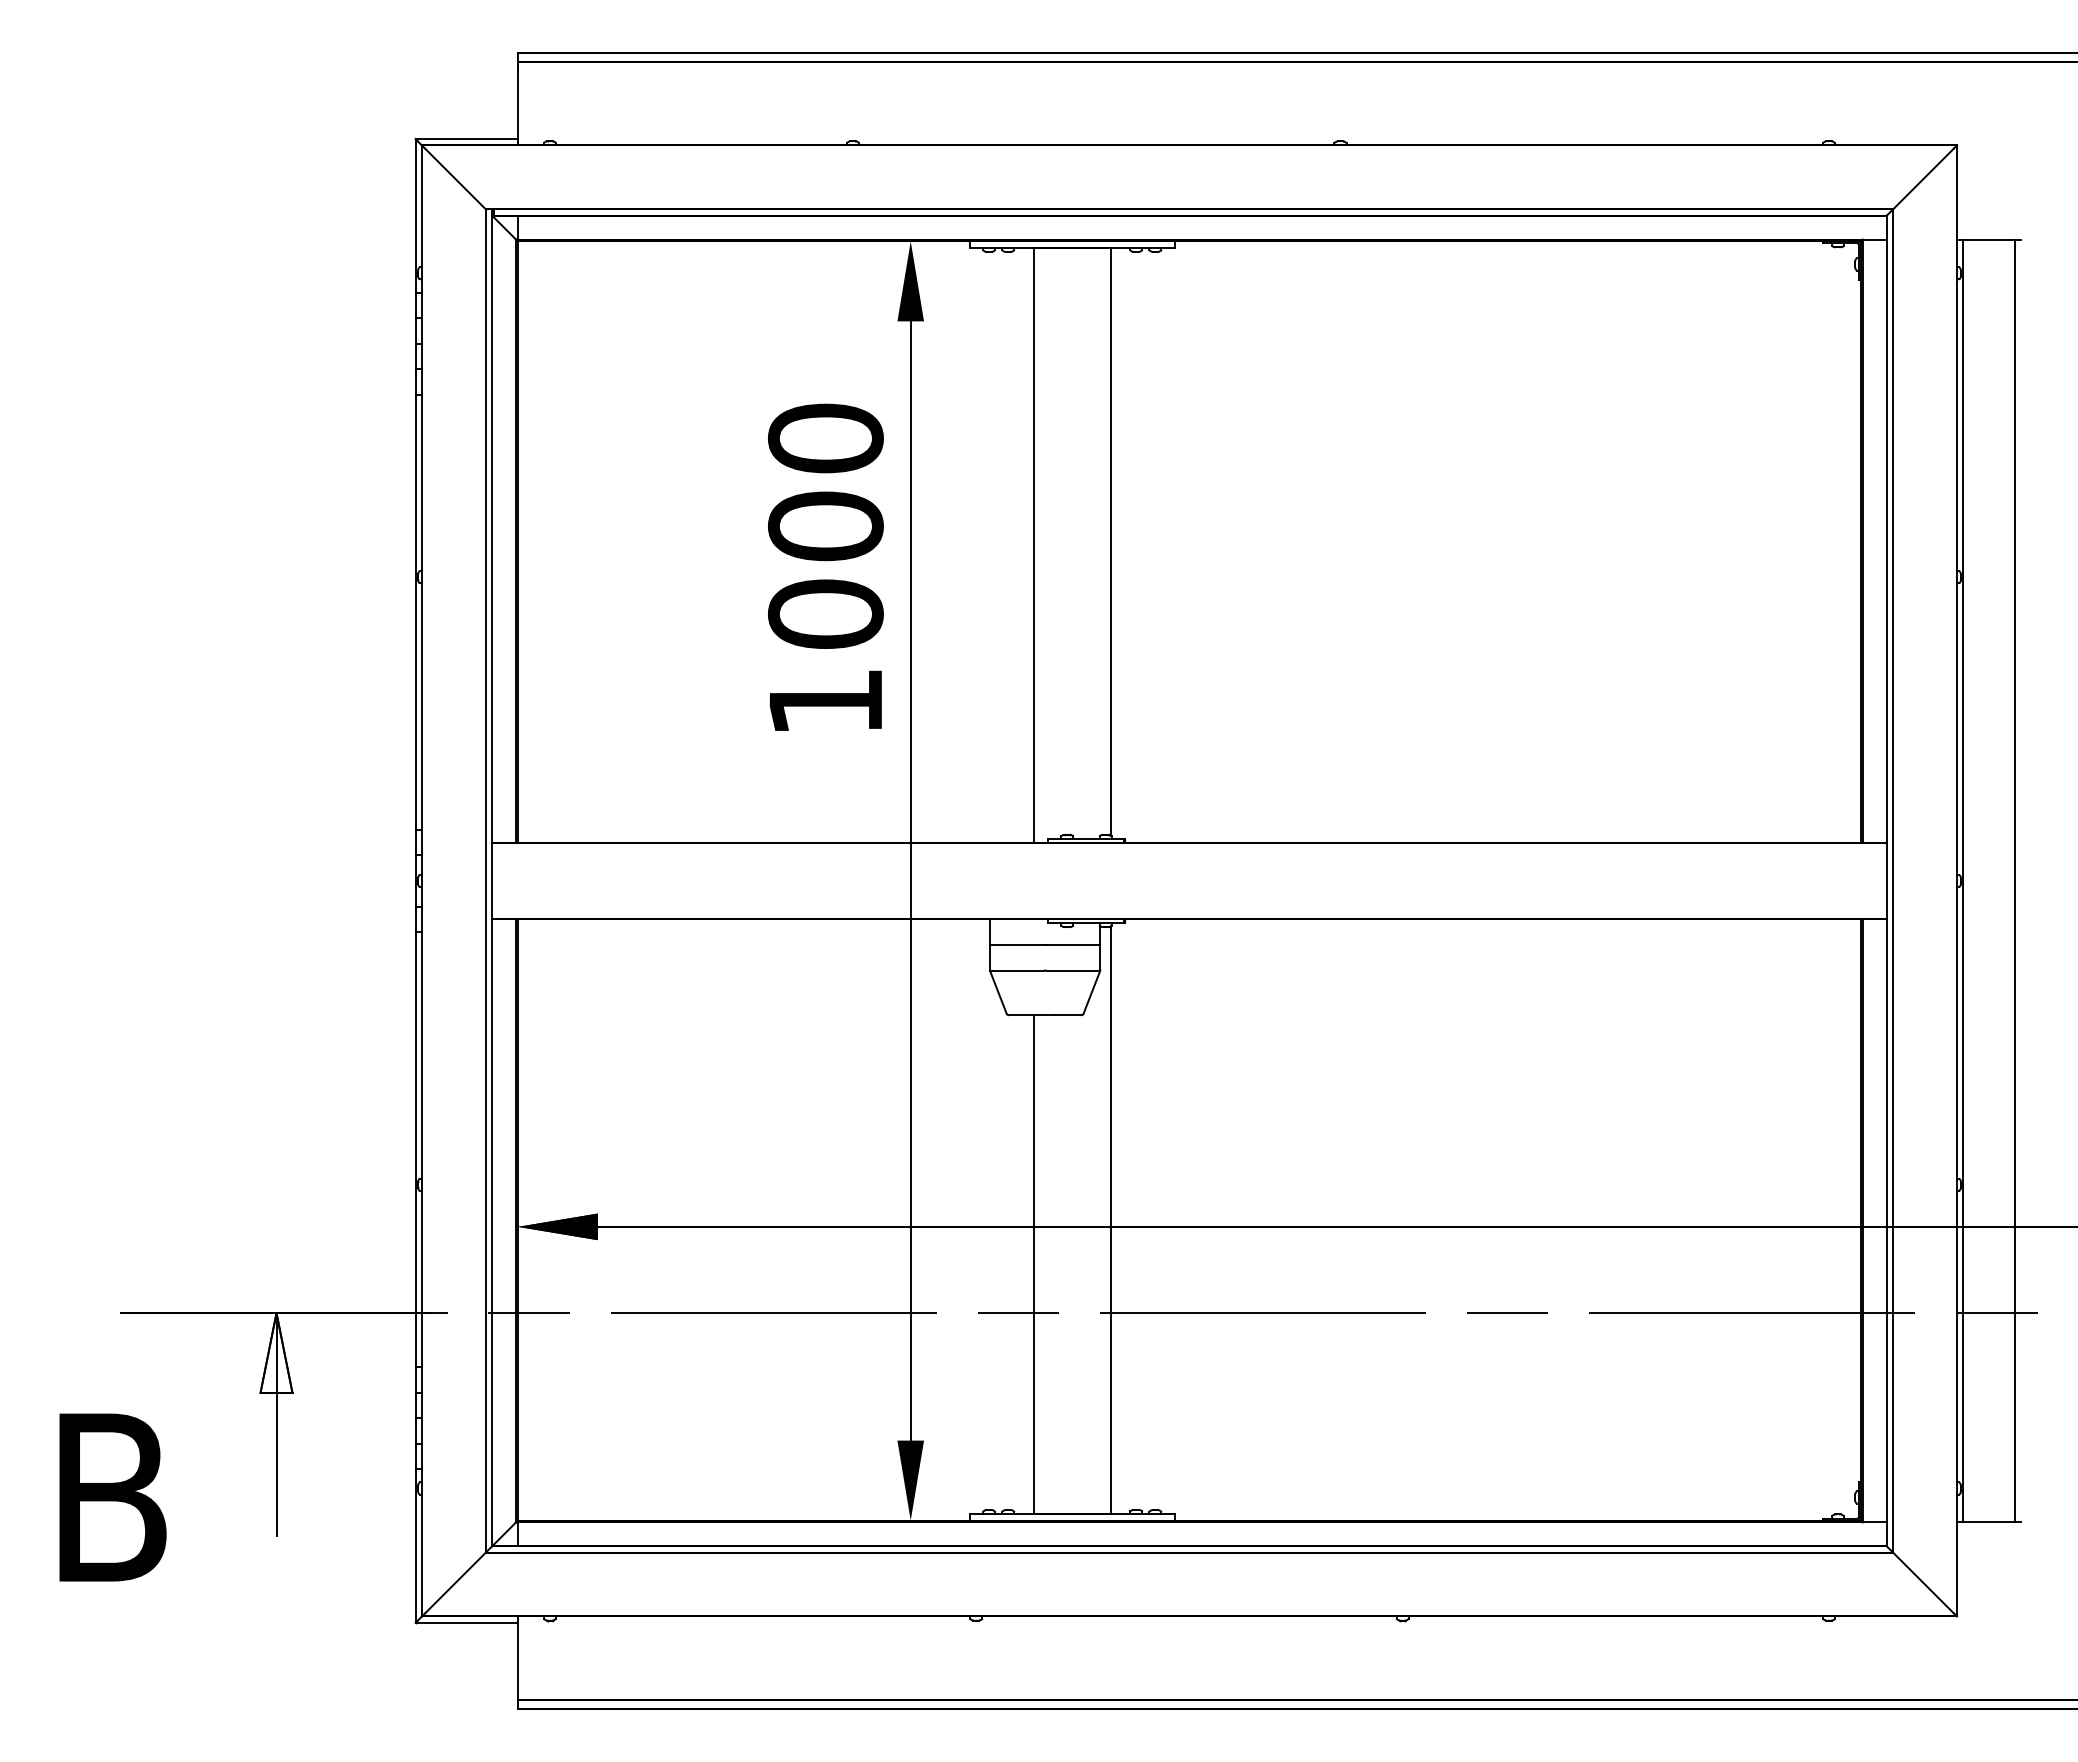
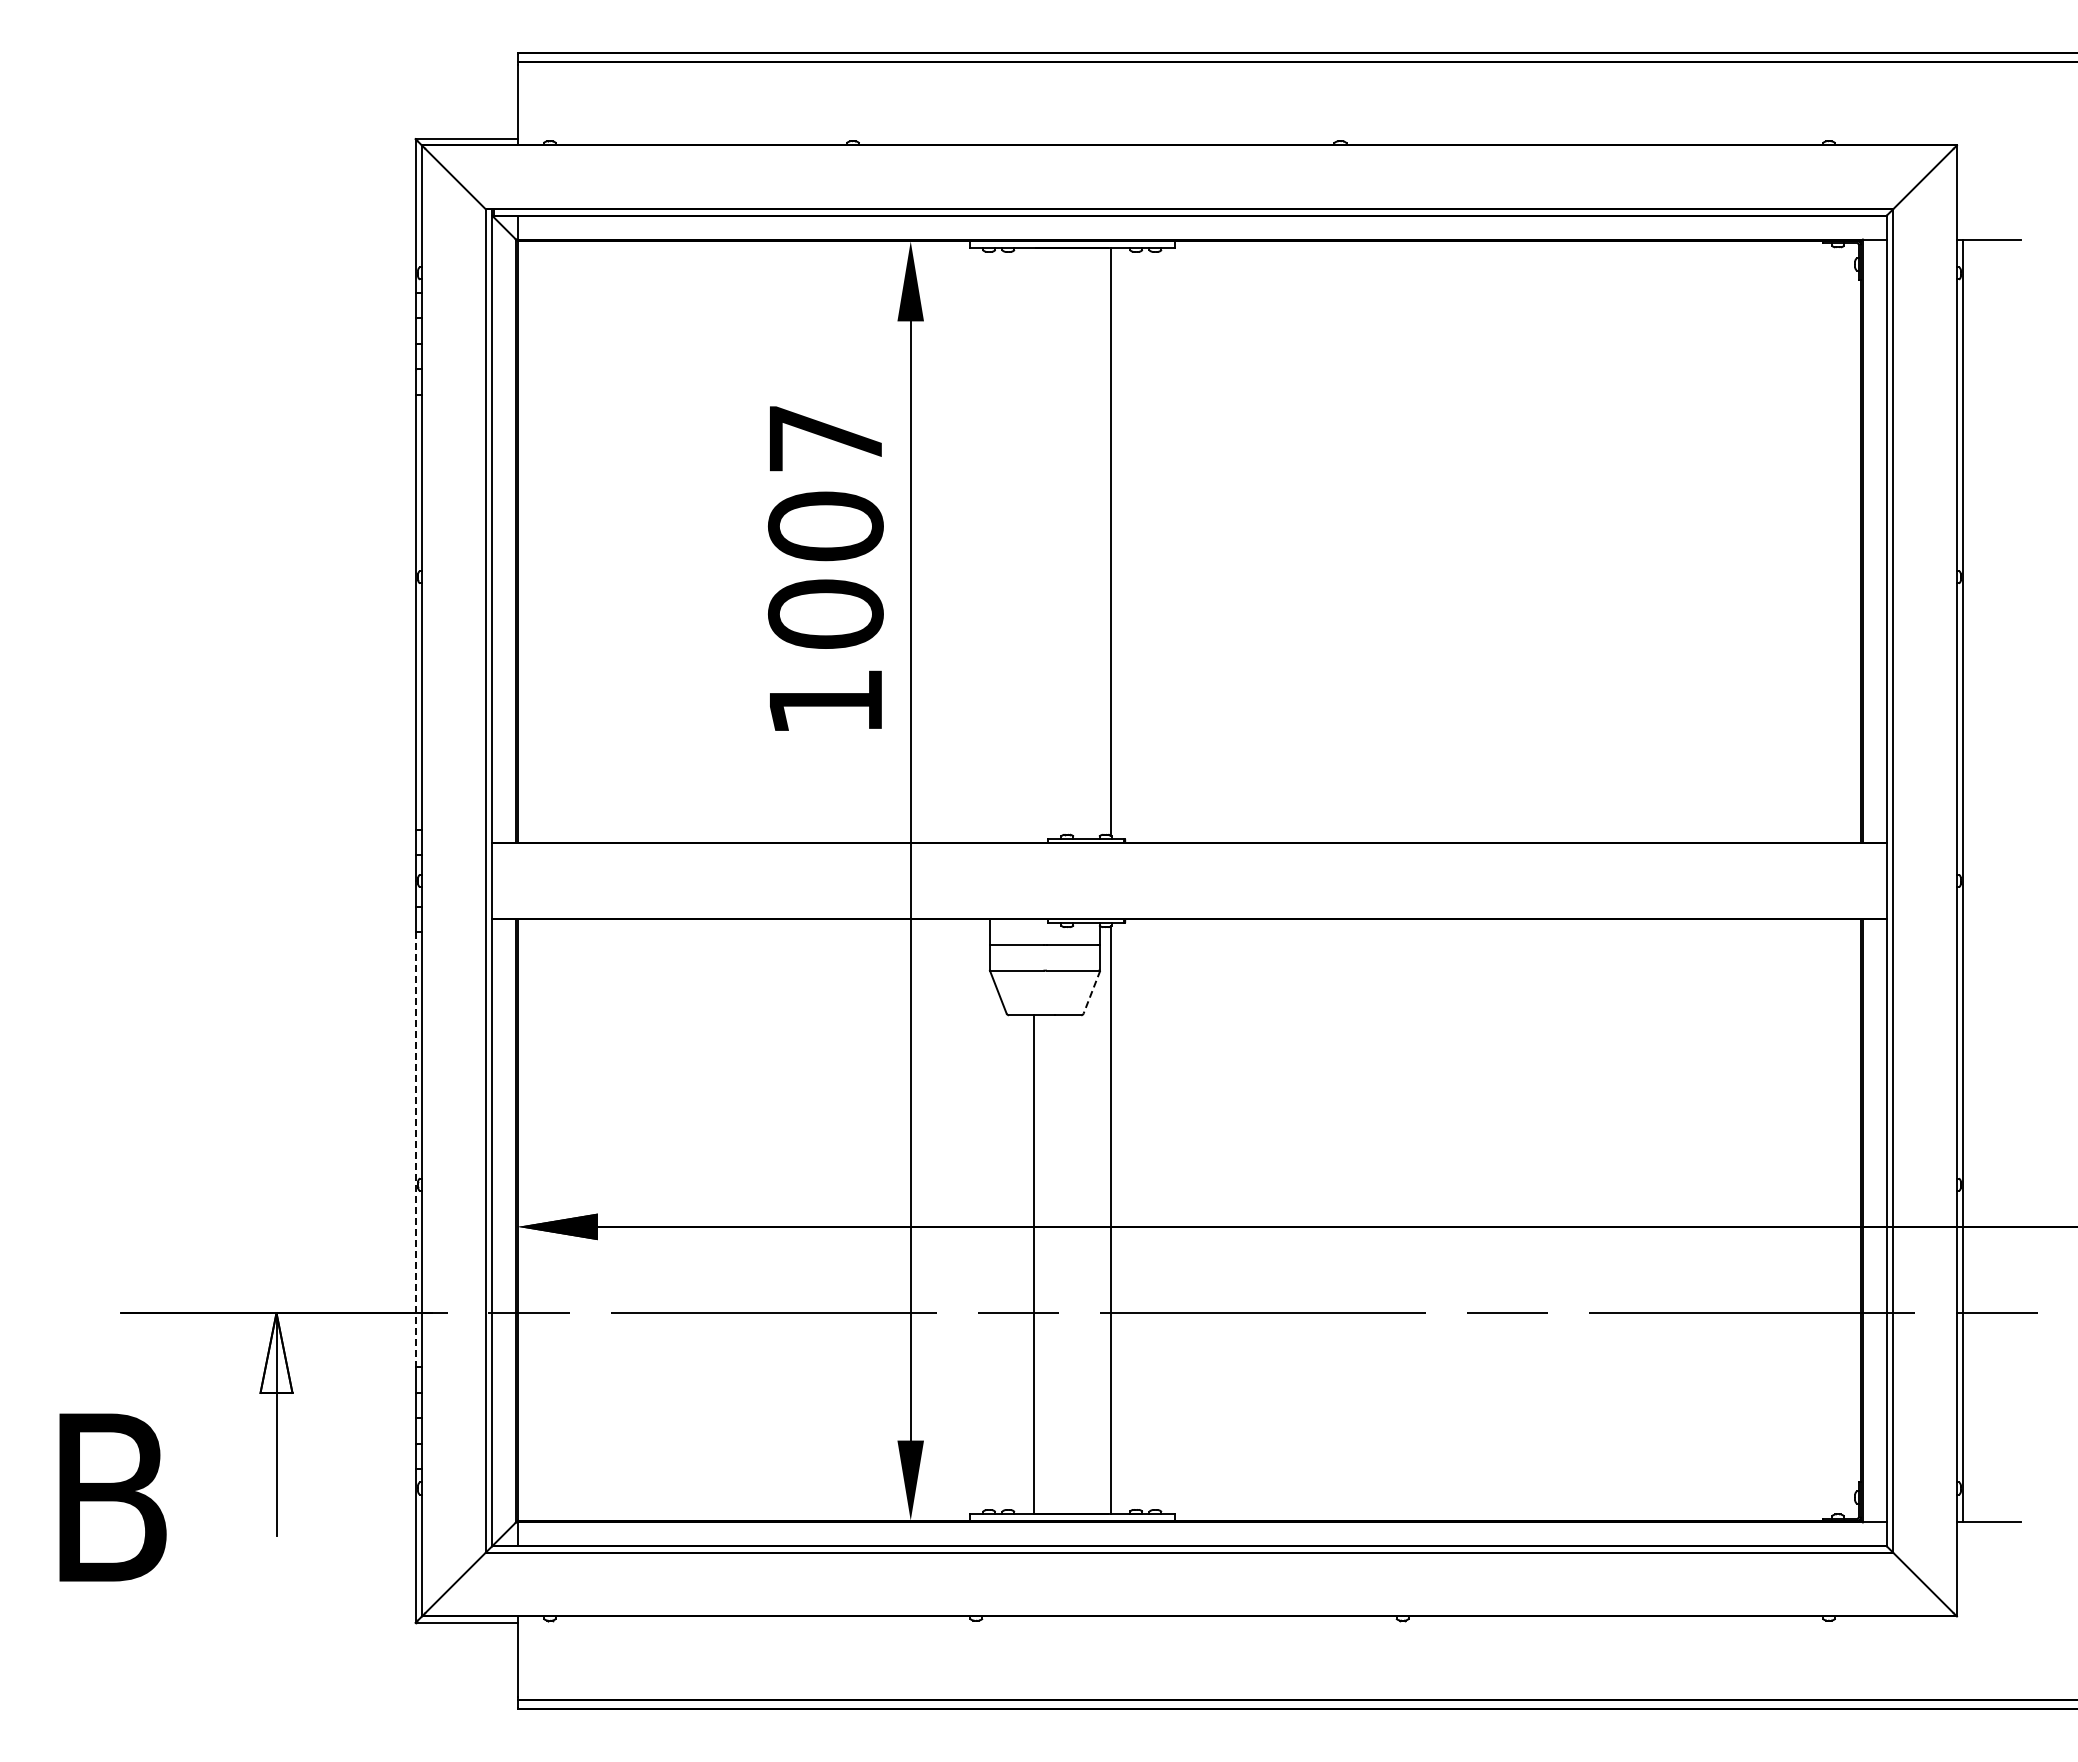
text: 1000 -> 1007 (825, 438)
line: present -> none (1033, 544)
line: present -> none (2014, 880)
line: solid -> dashed (1091, 992)
line: solid -> dashed (415, 1150)
